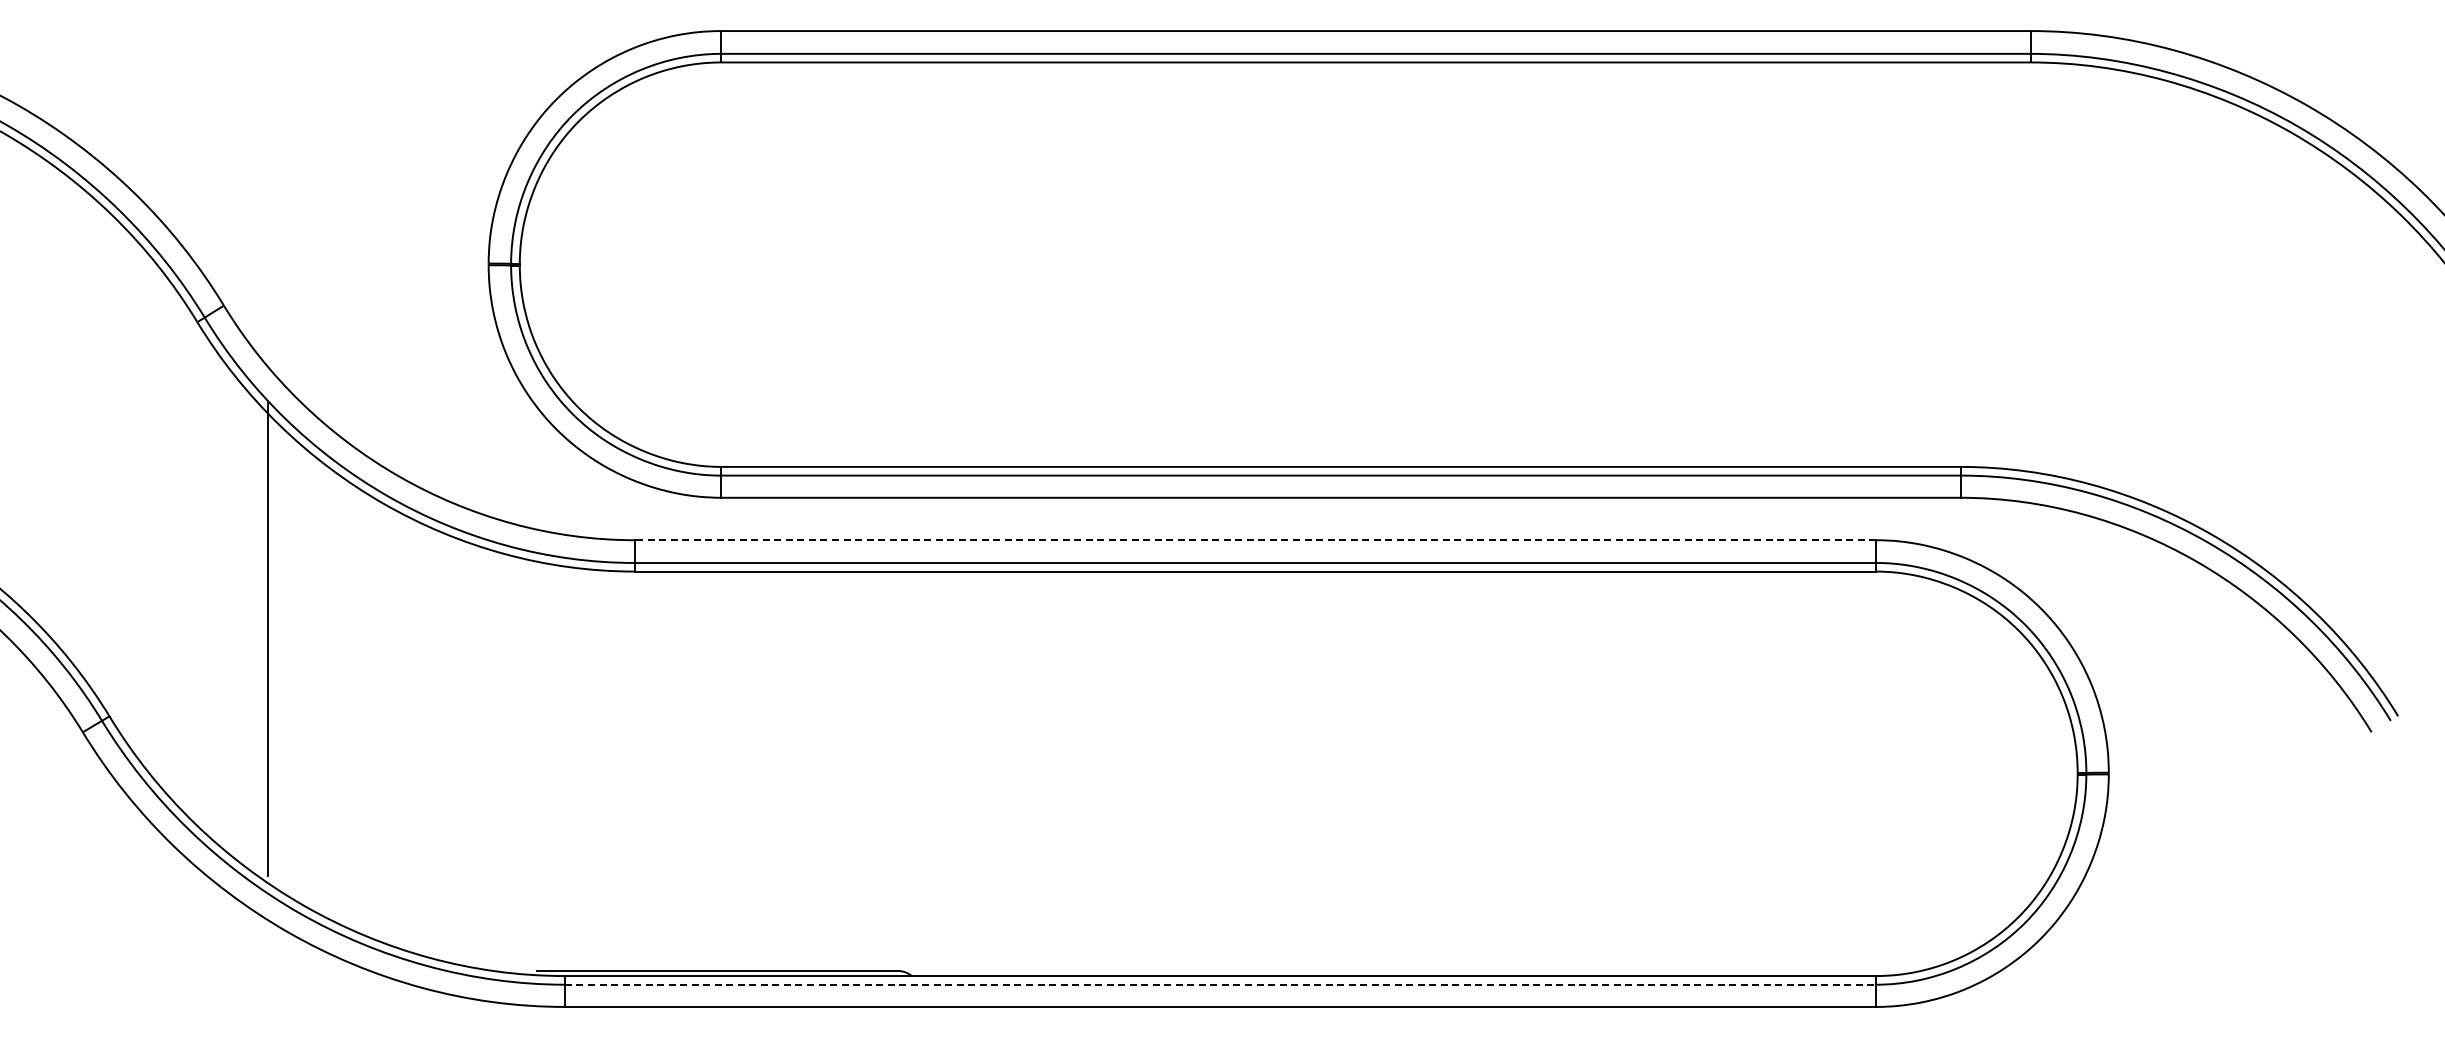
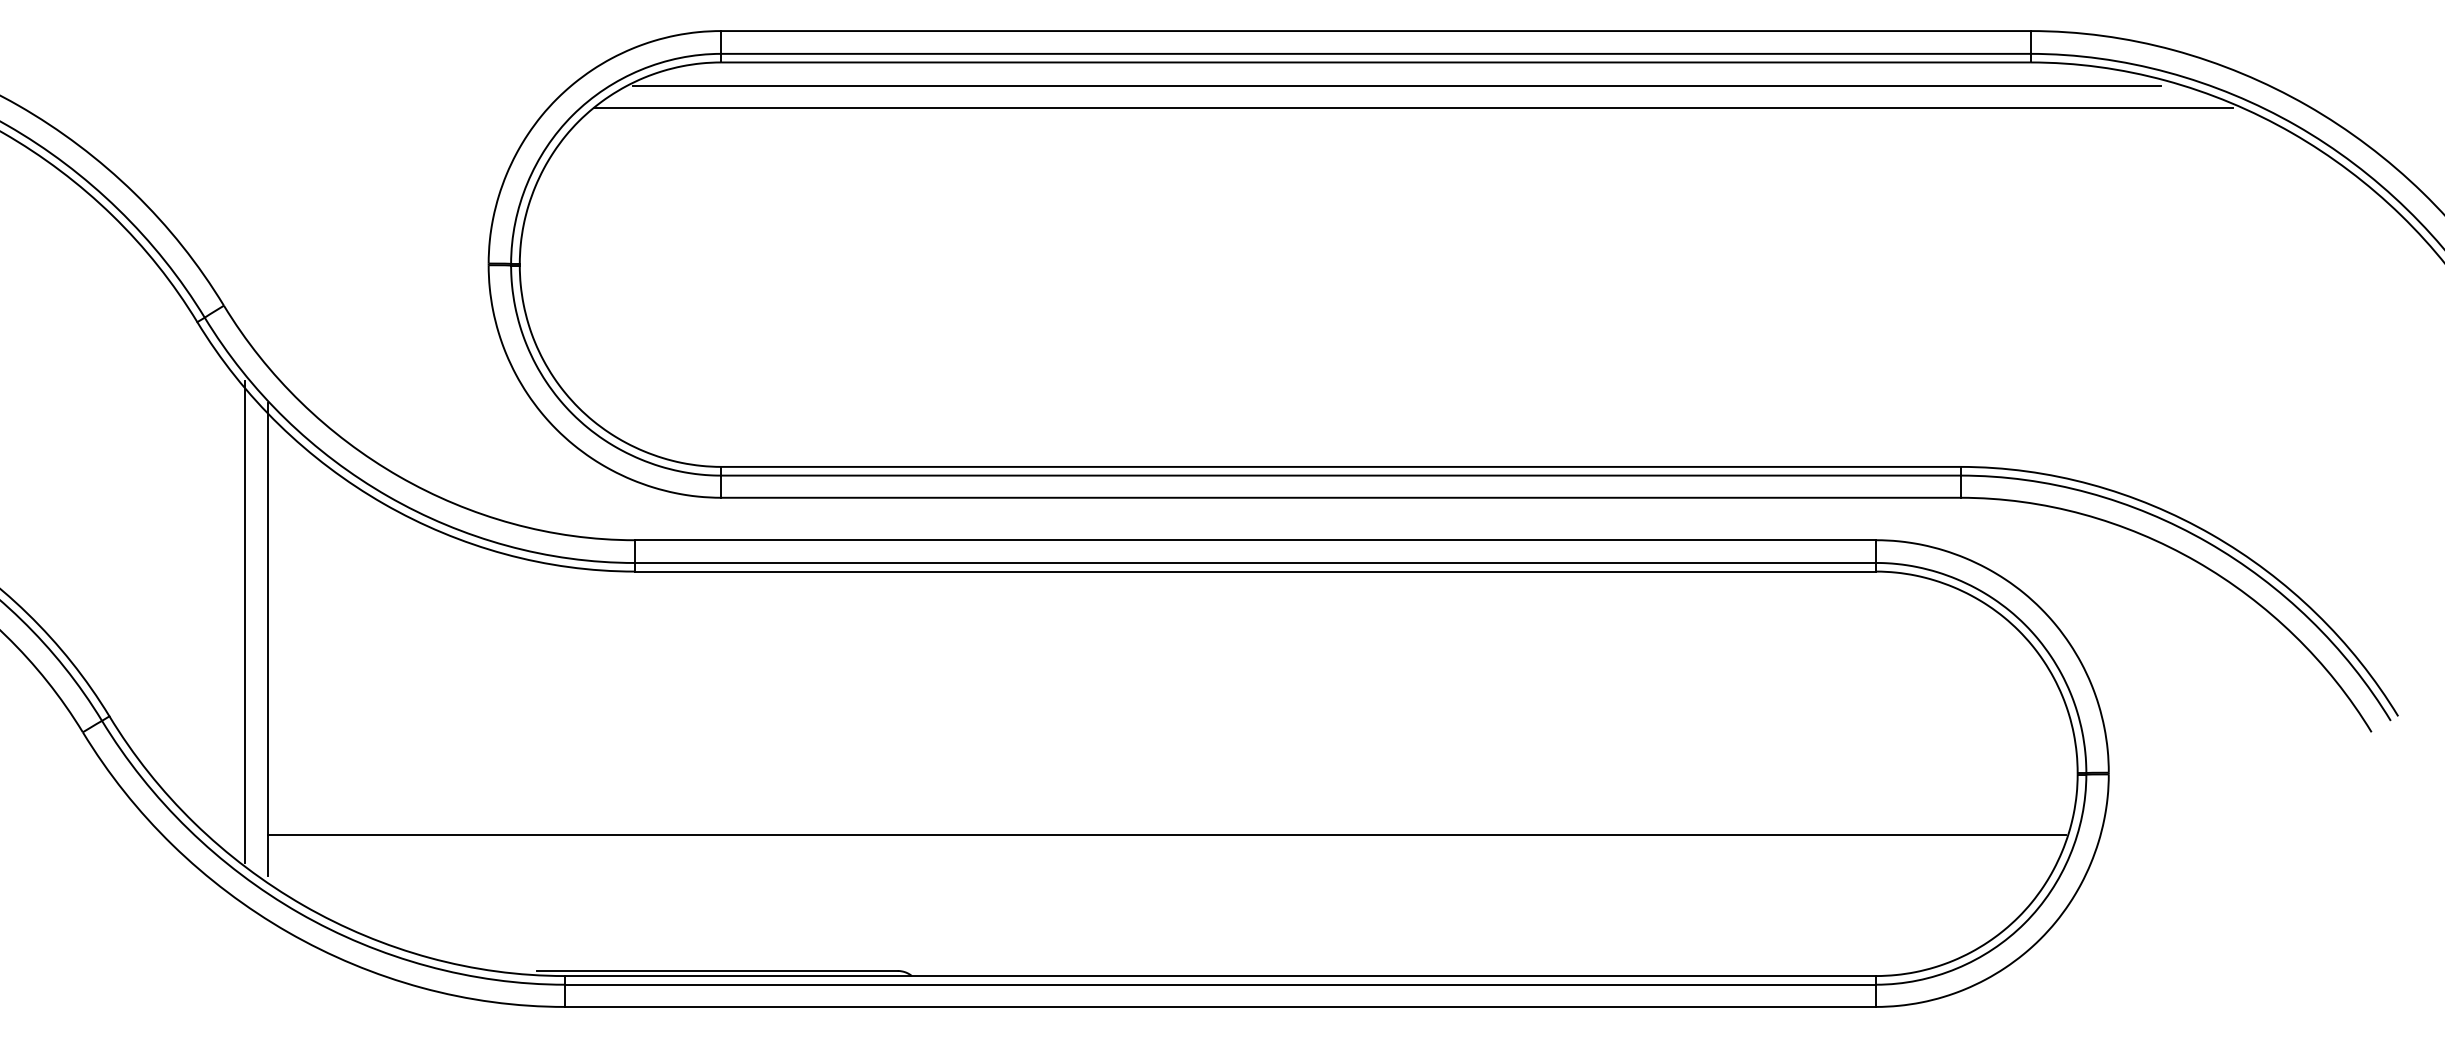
line: none -> present (1396, 85)
line: none -> present (1413, 108)
line: dashed -> solid (1255, 540)
line: none -> present (244, 622)
line: none -> present (1166, 835)
line: dashed -> solid (1220, 984)
